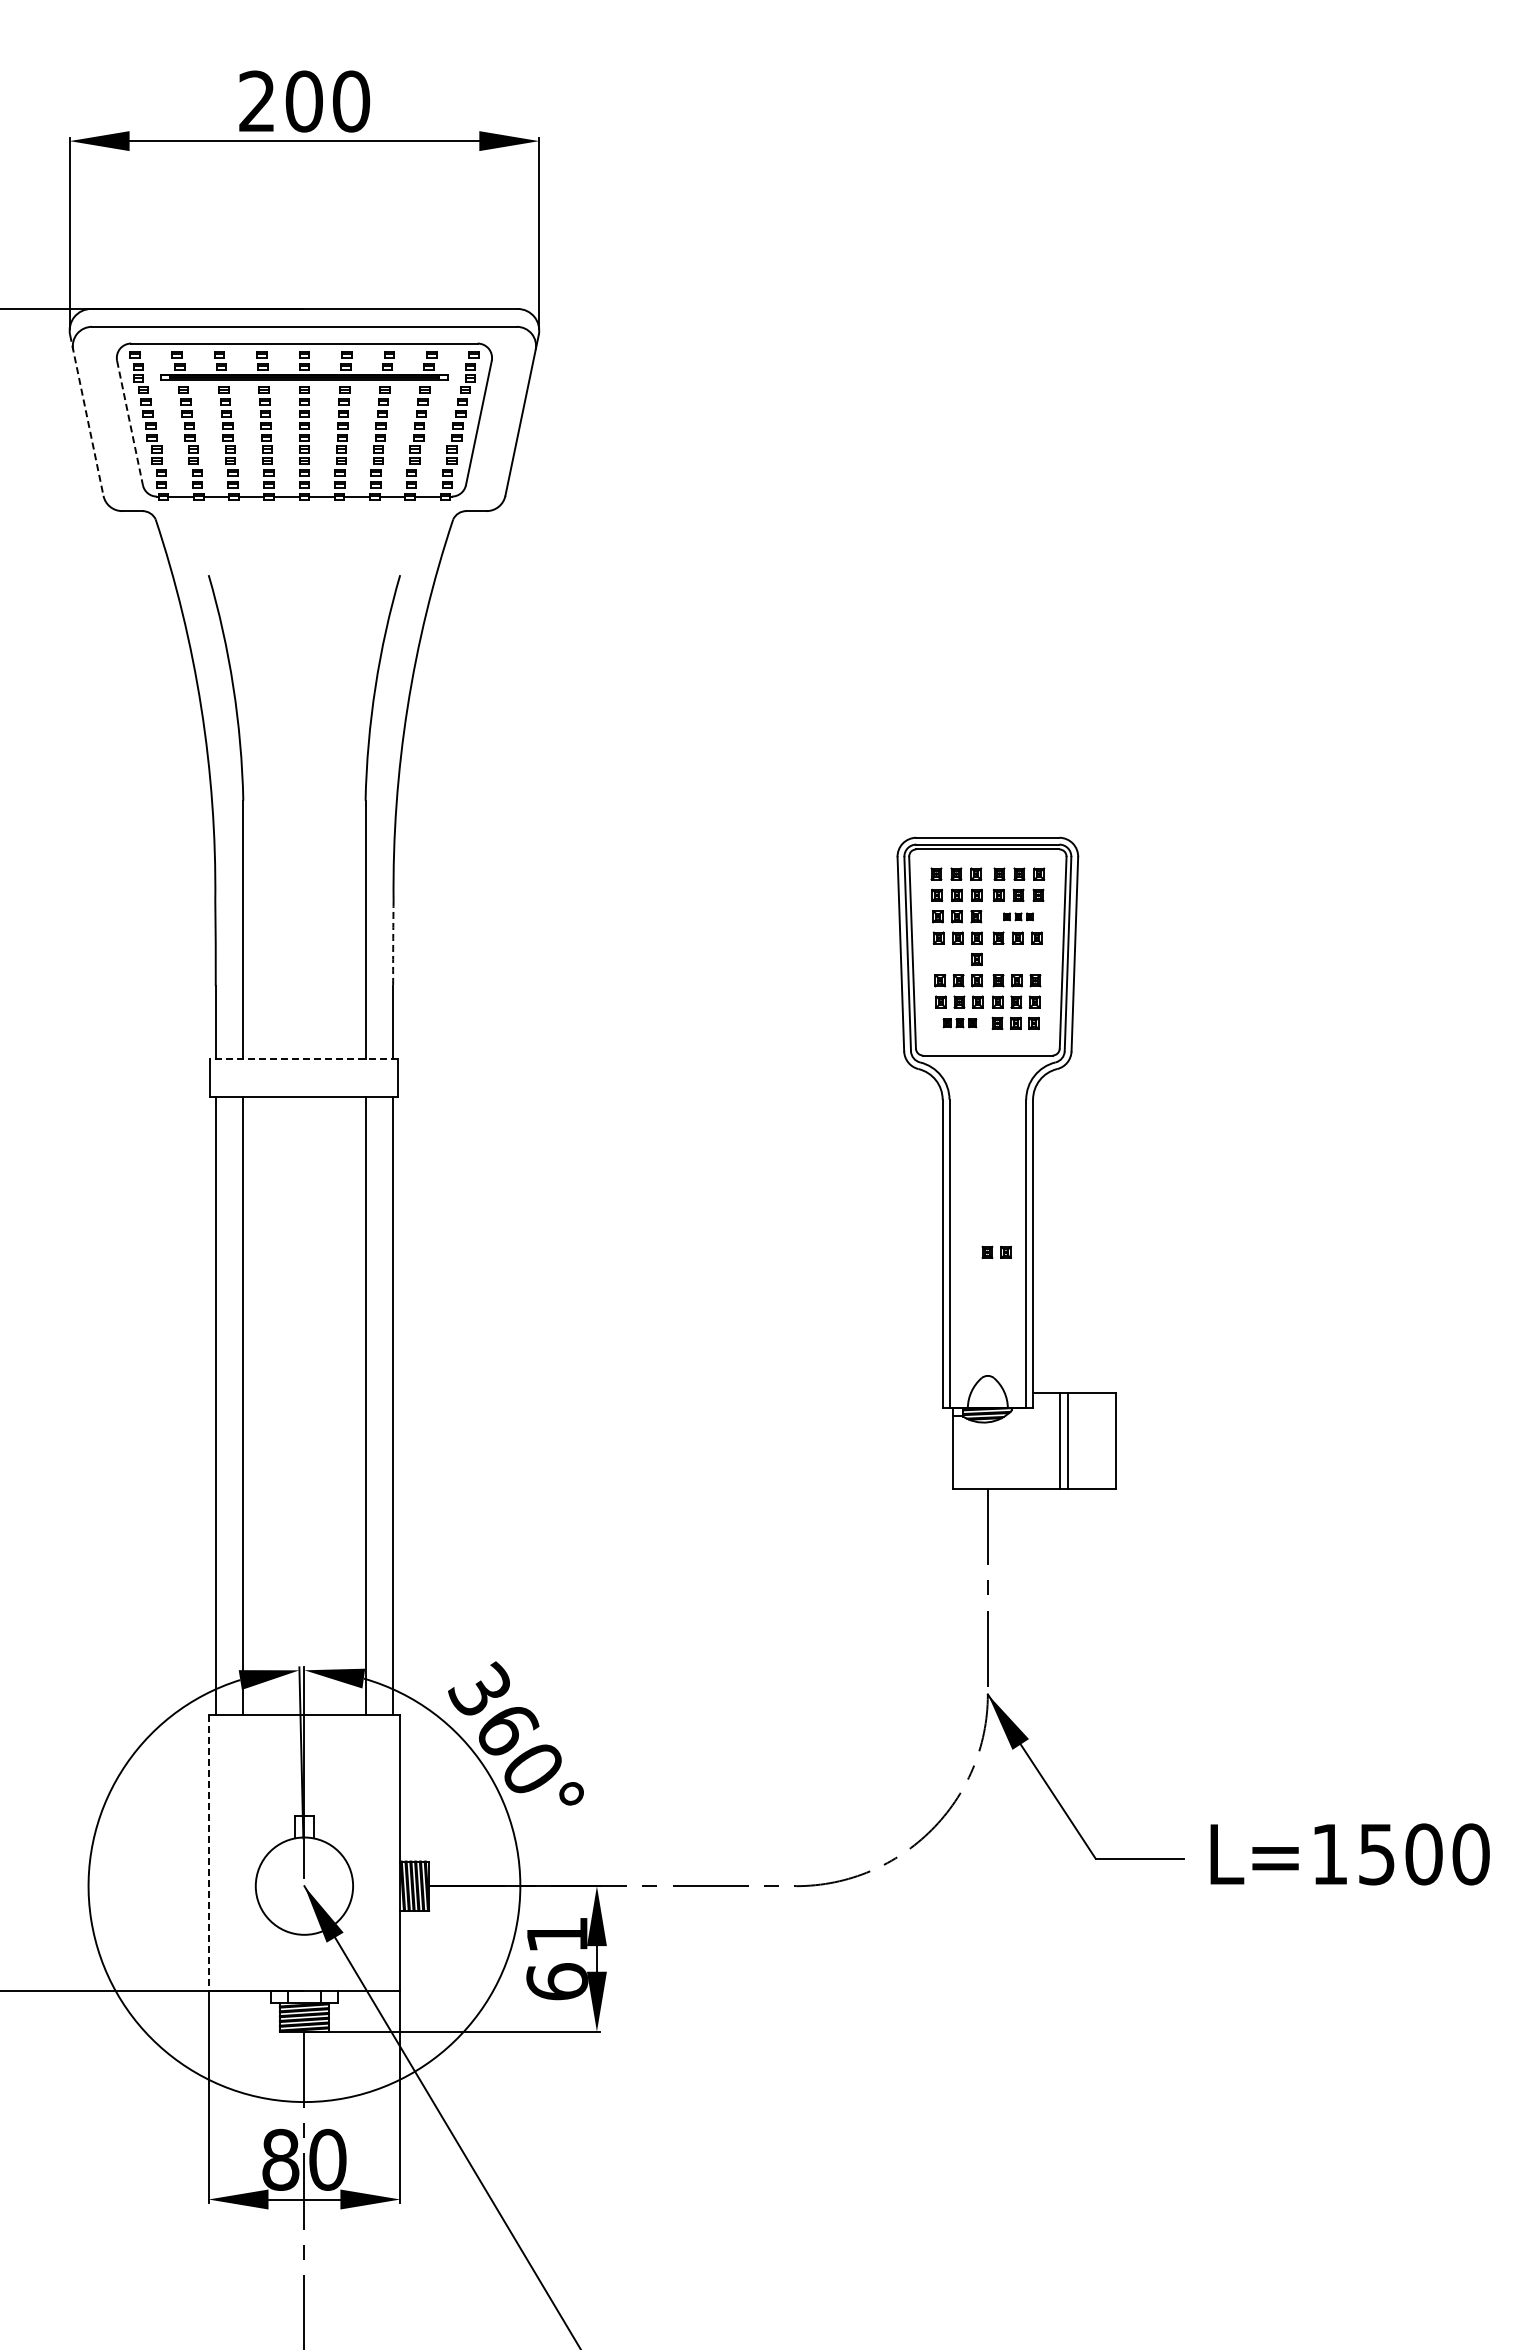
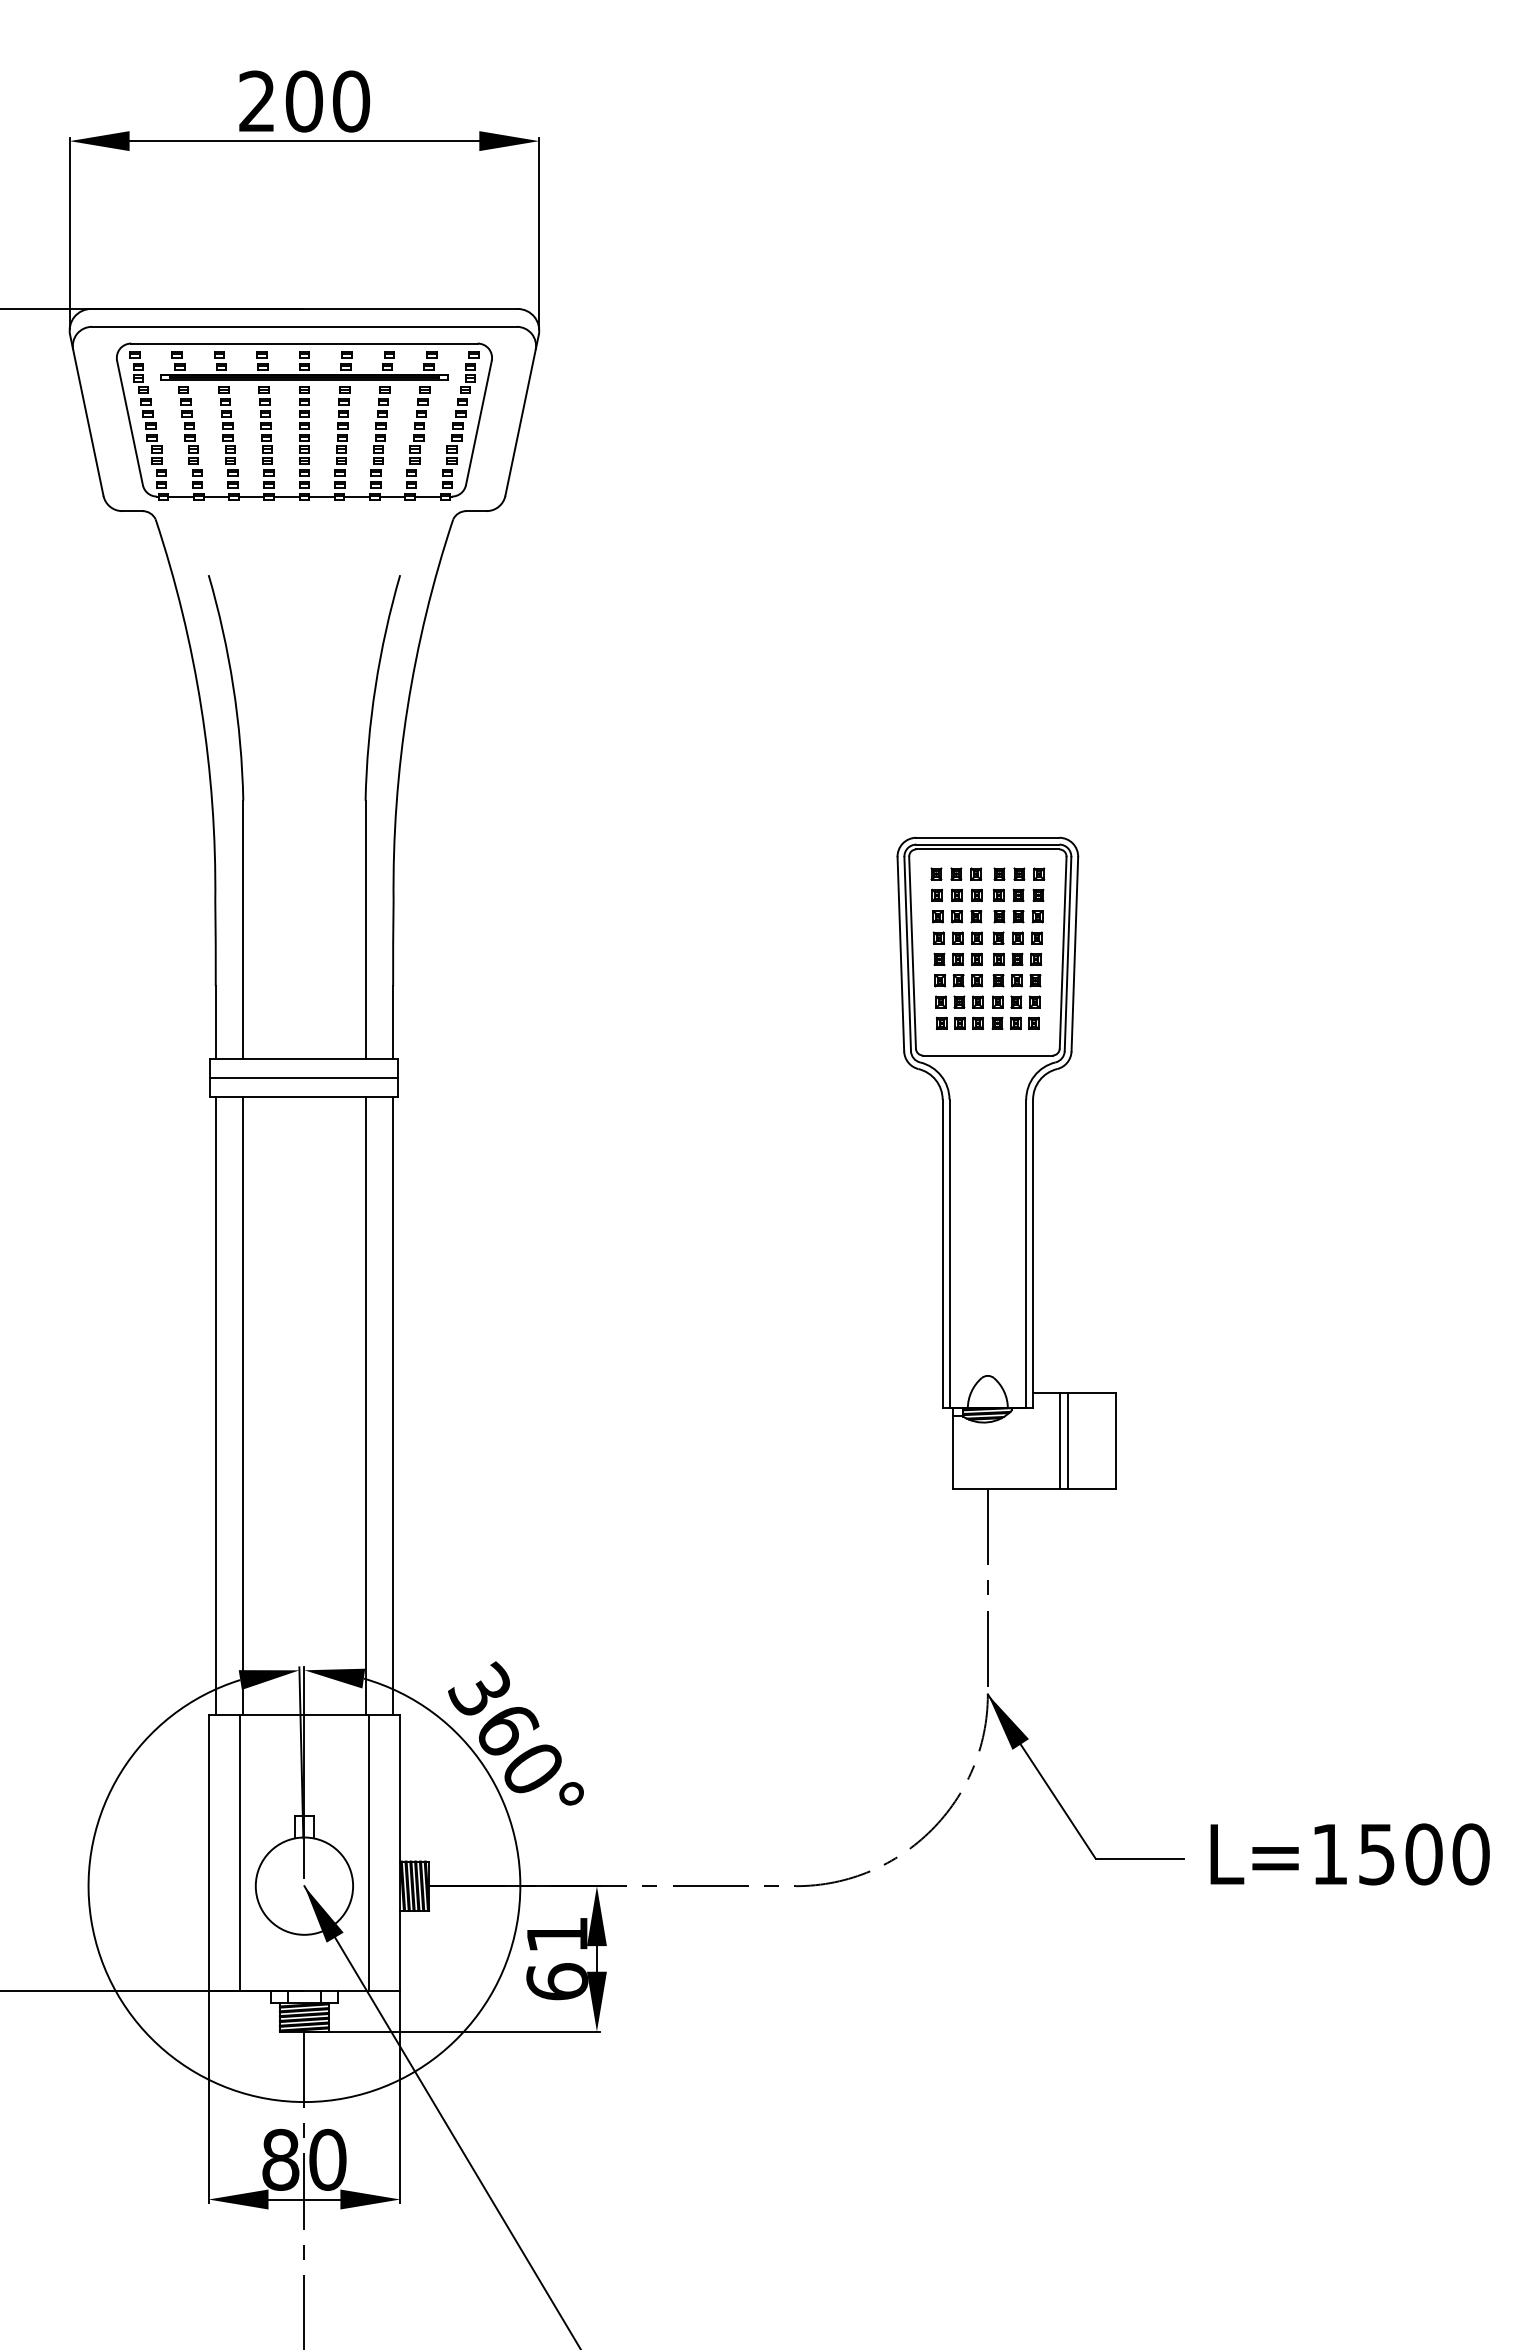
line: dashed -> solid (86, 415)
line: dashed -> solid (130, 423)
part size: 31x10 px -> 51x14 px (1018, 916)
arc: dashed -> solid (393, 943)
part: none -> present (1017, 958)
part size: 36x11 px -> 48x14 px (959, 1022)
line: dashed -> solid (304, 1058)
line: none -> present (304, 1078)
part position: (996, 1251) -> (948, 958) (948, 958)
line: none -> present (239, 1852)
line: none -> present (369, 1852)
line: dashed -> solid (208, 1853)
